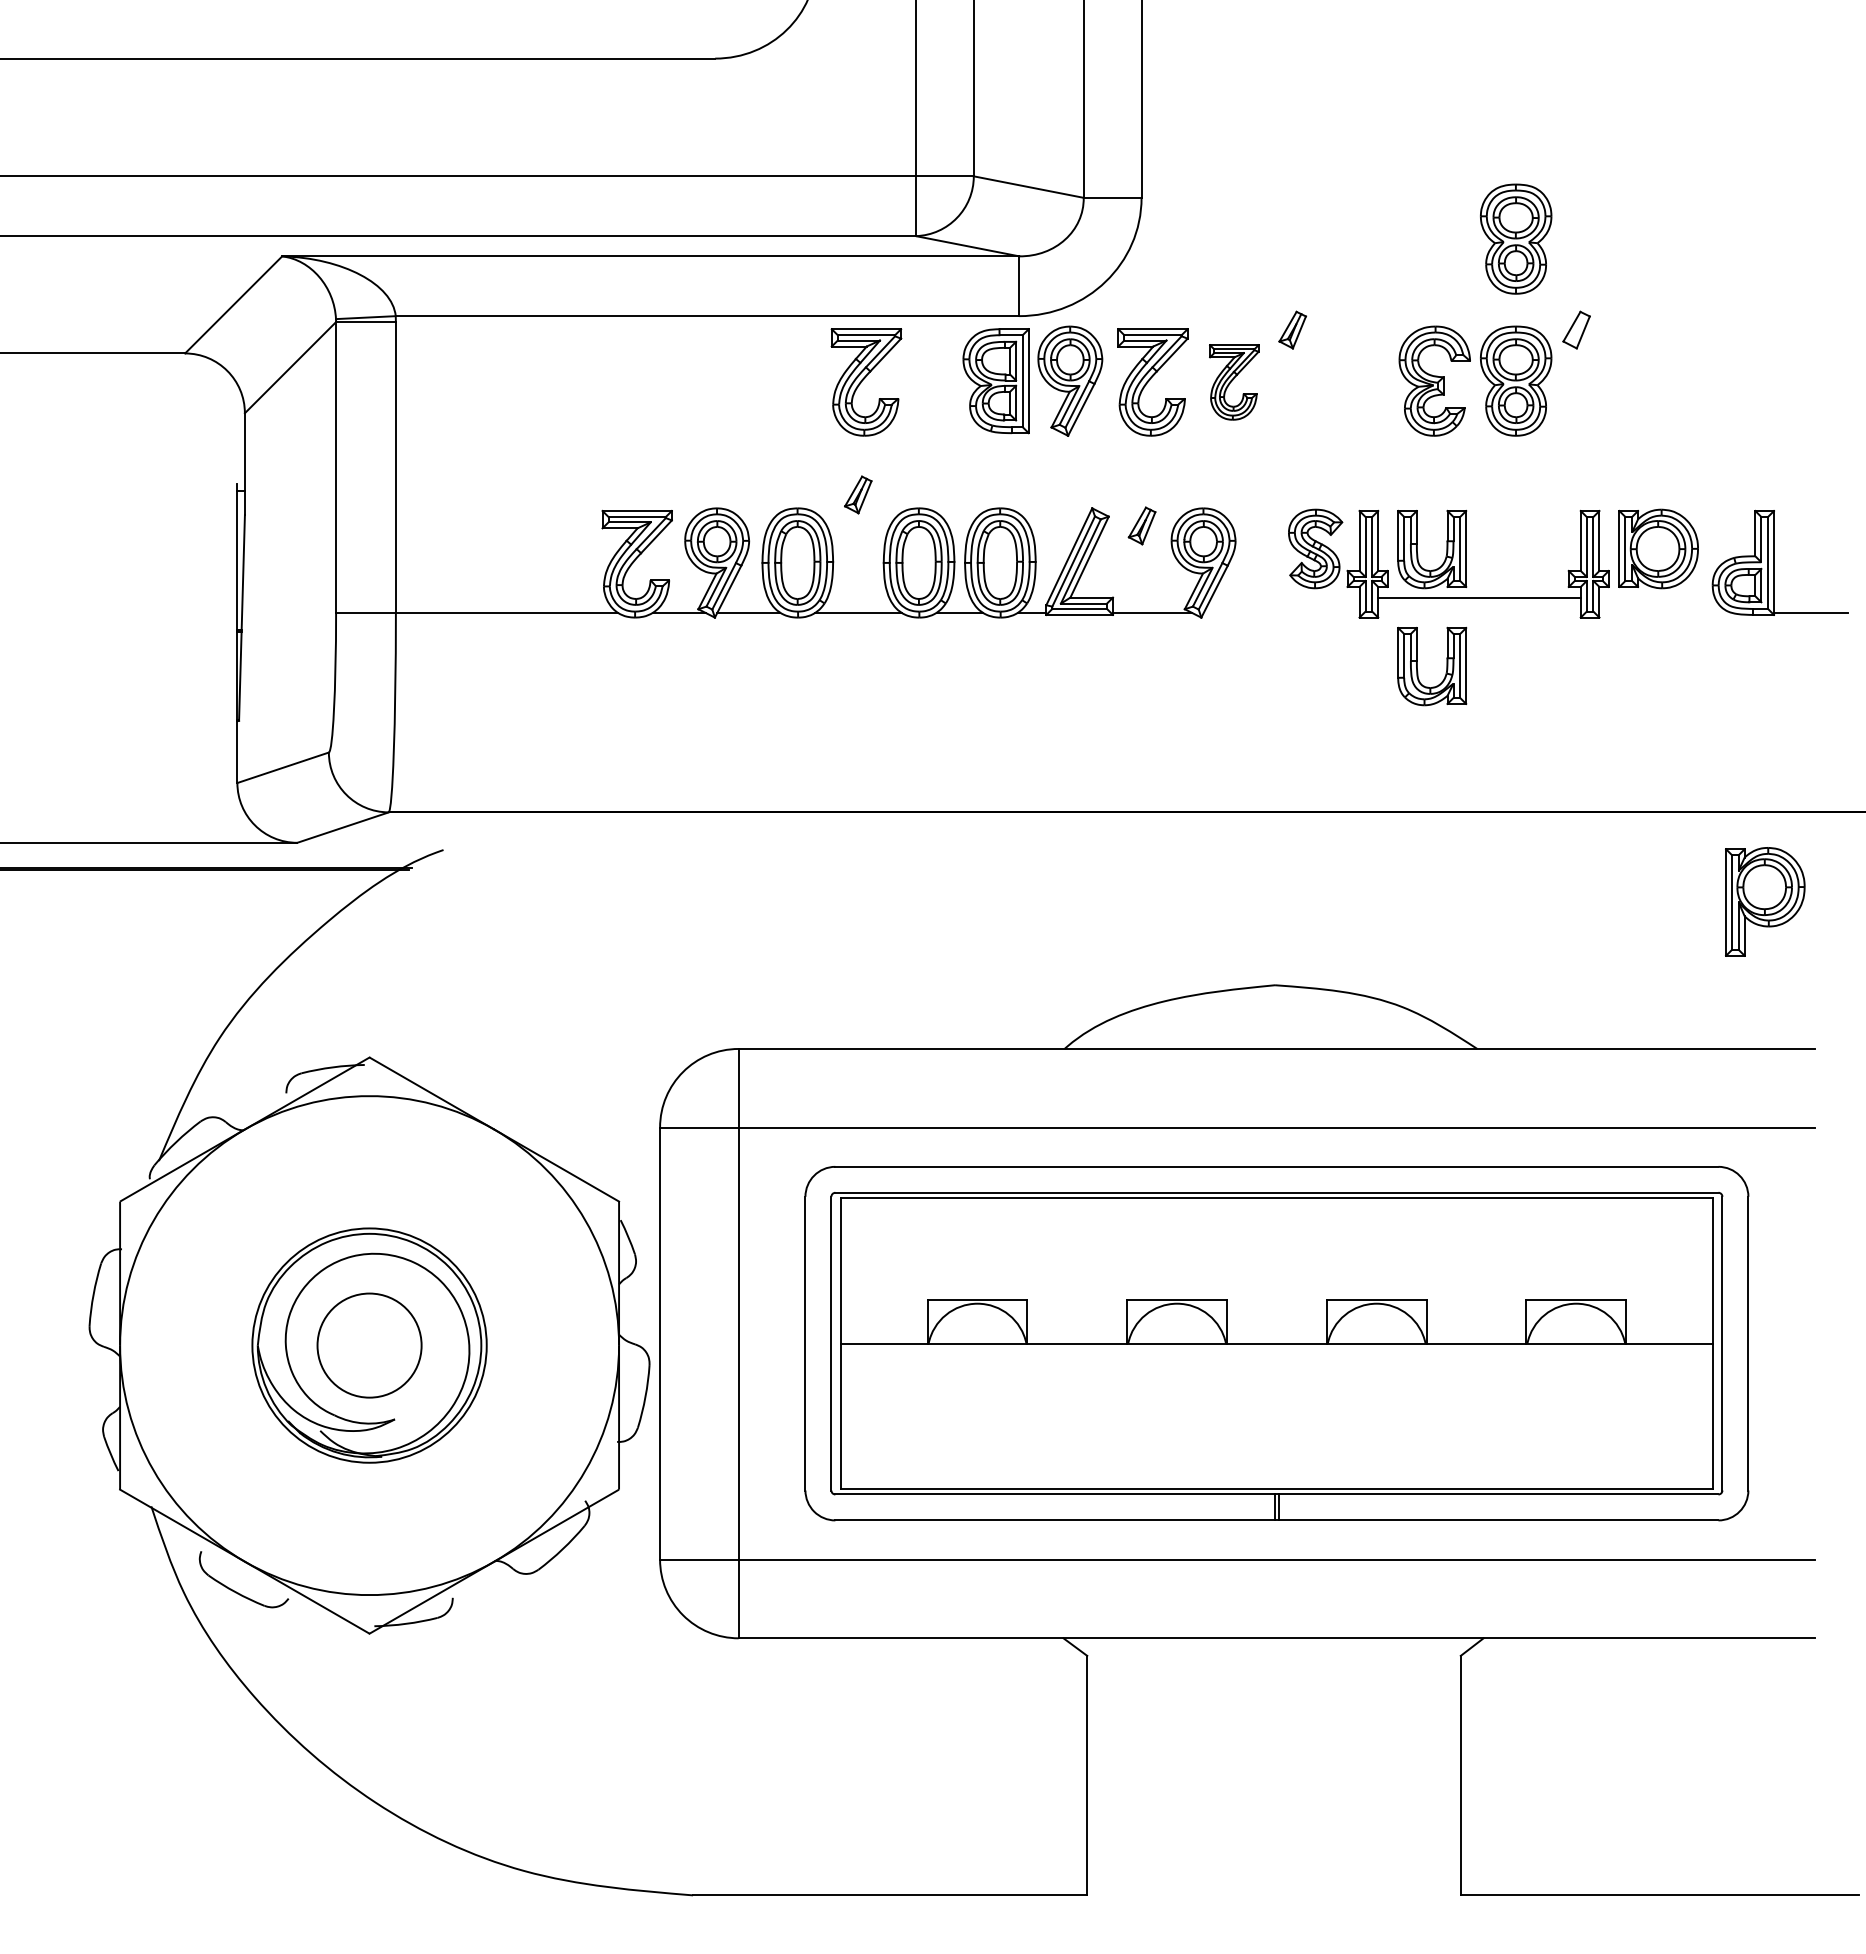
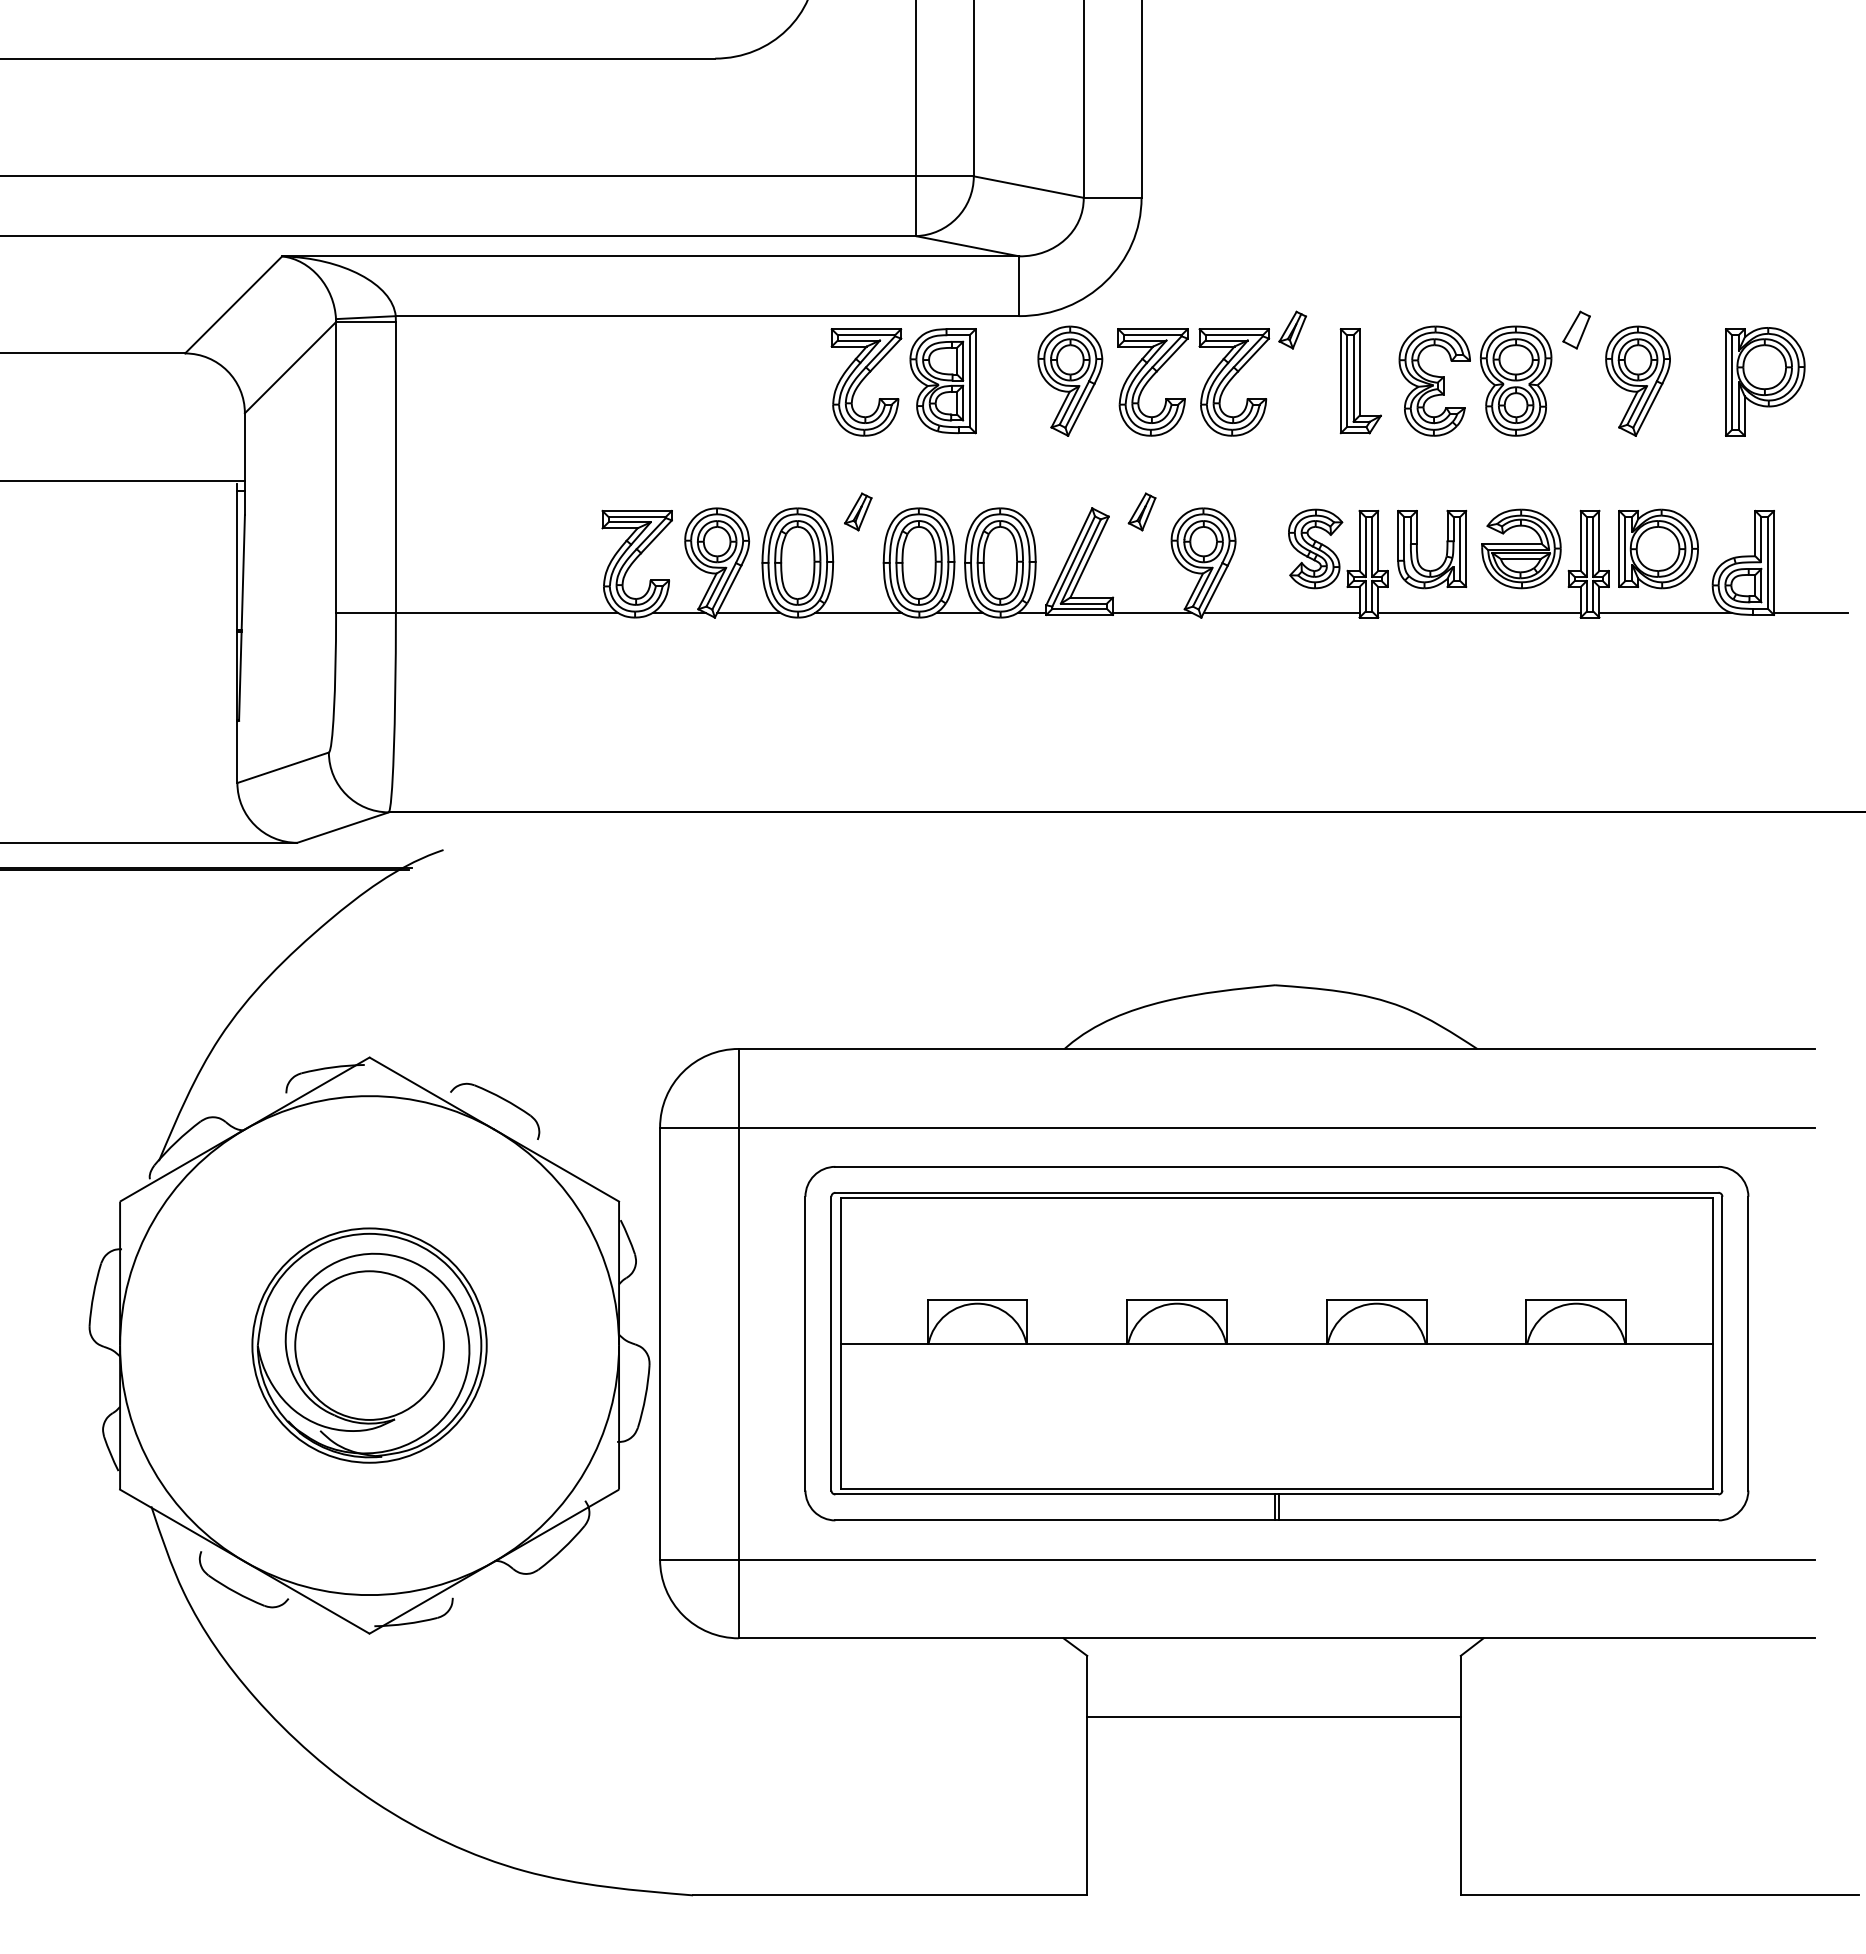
part: present -> none (1516, 238)
part: none -> present (1637, 380)
part position: (995, 381) -> (942, 381) (942, 381)
part: none -> present (1360, 381)
part size: 51x77 px -> 73x109 px (1234, 382)
line: none -> present (123, 480)
part position: (858, 494) -> (858, 511) (858, 511)
part position: (1141, 525) -> (1141, 511) (1141, 511)
part: none -> present (1521, 548)
line position: (1479, 597) -> (1479, 612) (1479, 612)
line: none -> present (1281, 612)
line: none -> present (1665, 612)
part: present -> none (1446, 666)
part position: (1765, 901) -> (1765, 381) (1765, 381)
part: none -> present (503, 1100)
circle diameter: 104 px -> 149 px (369, 1345)
line: none -> present (1273, 1716)
